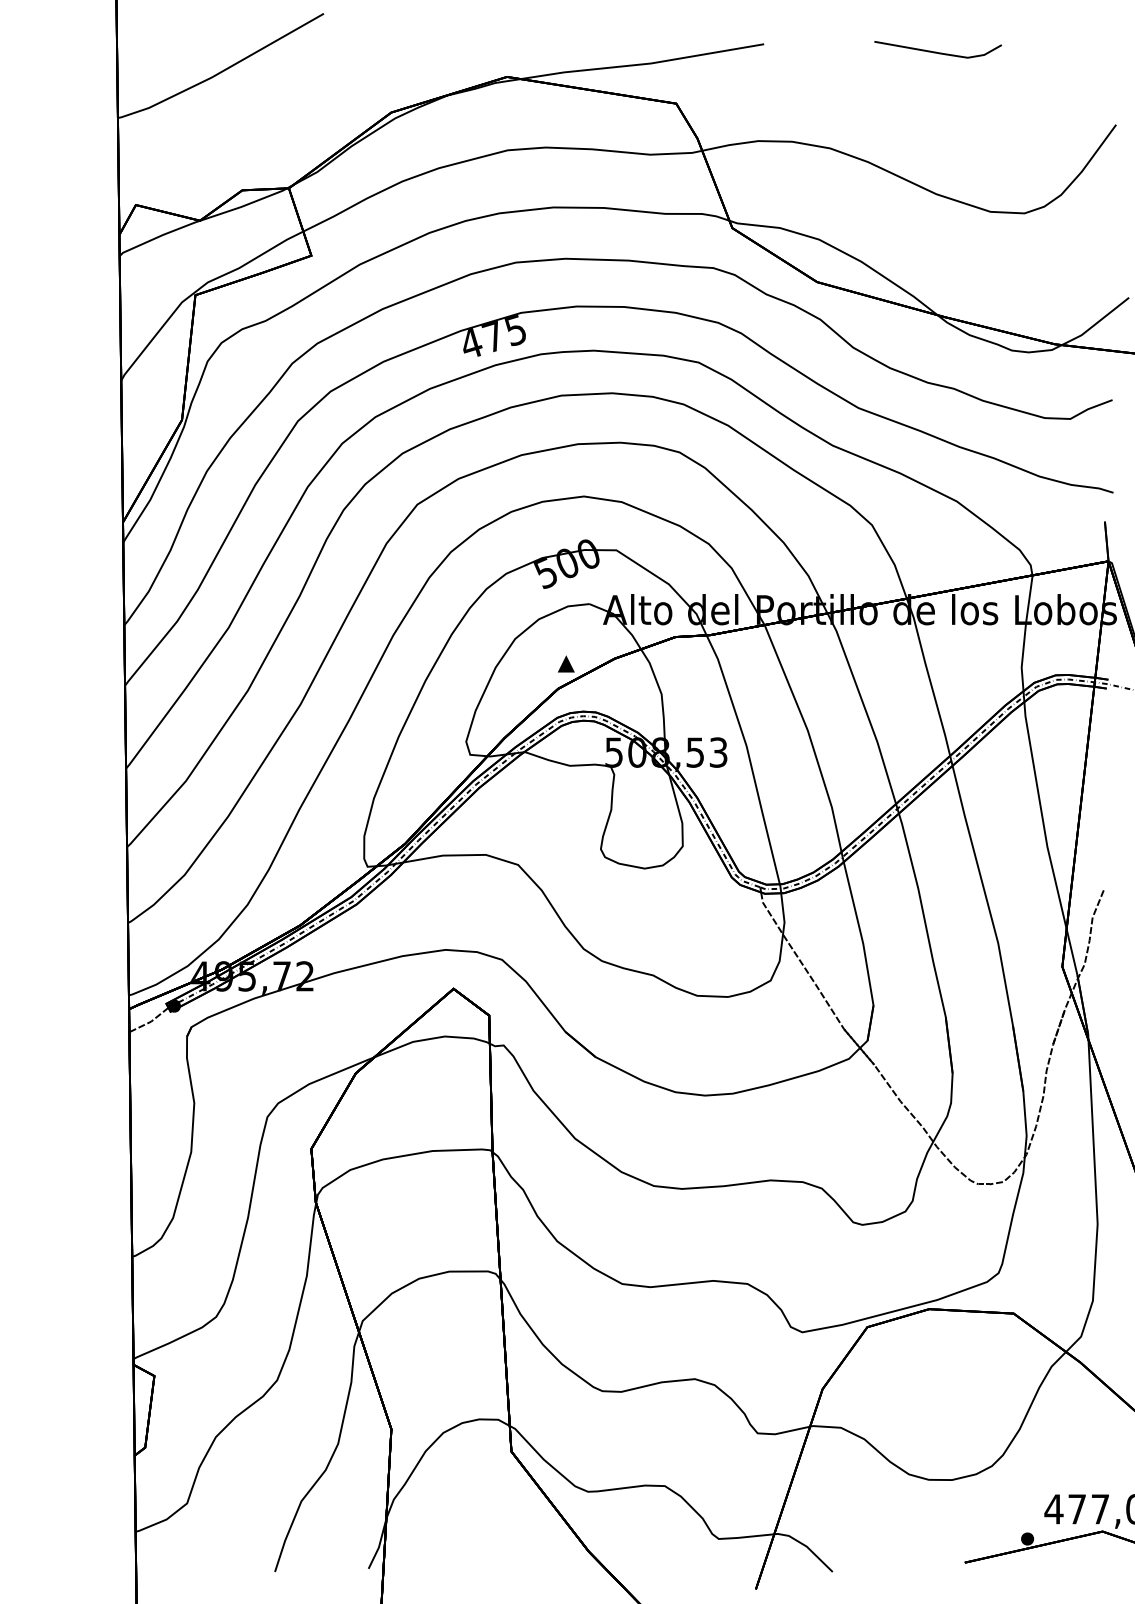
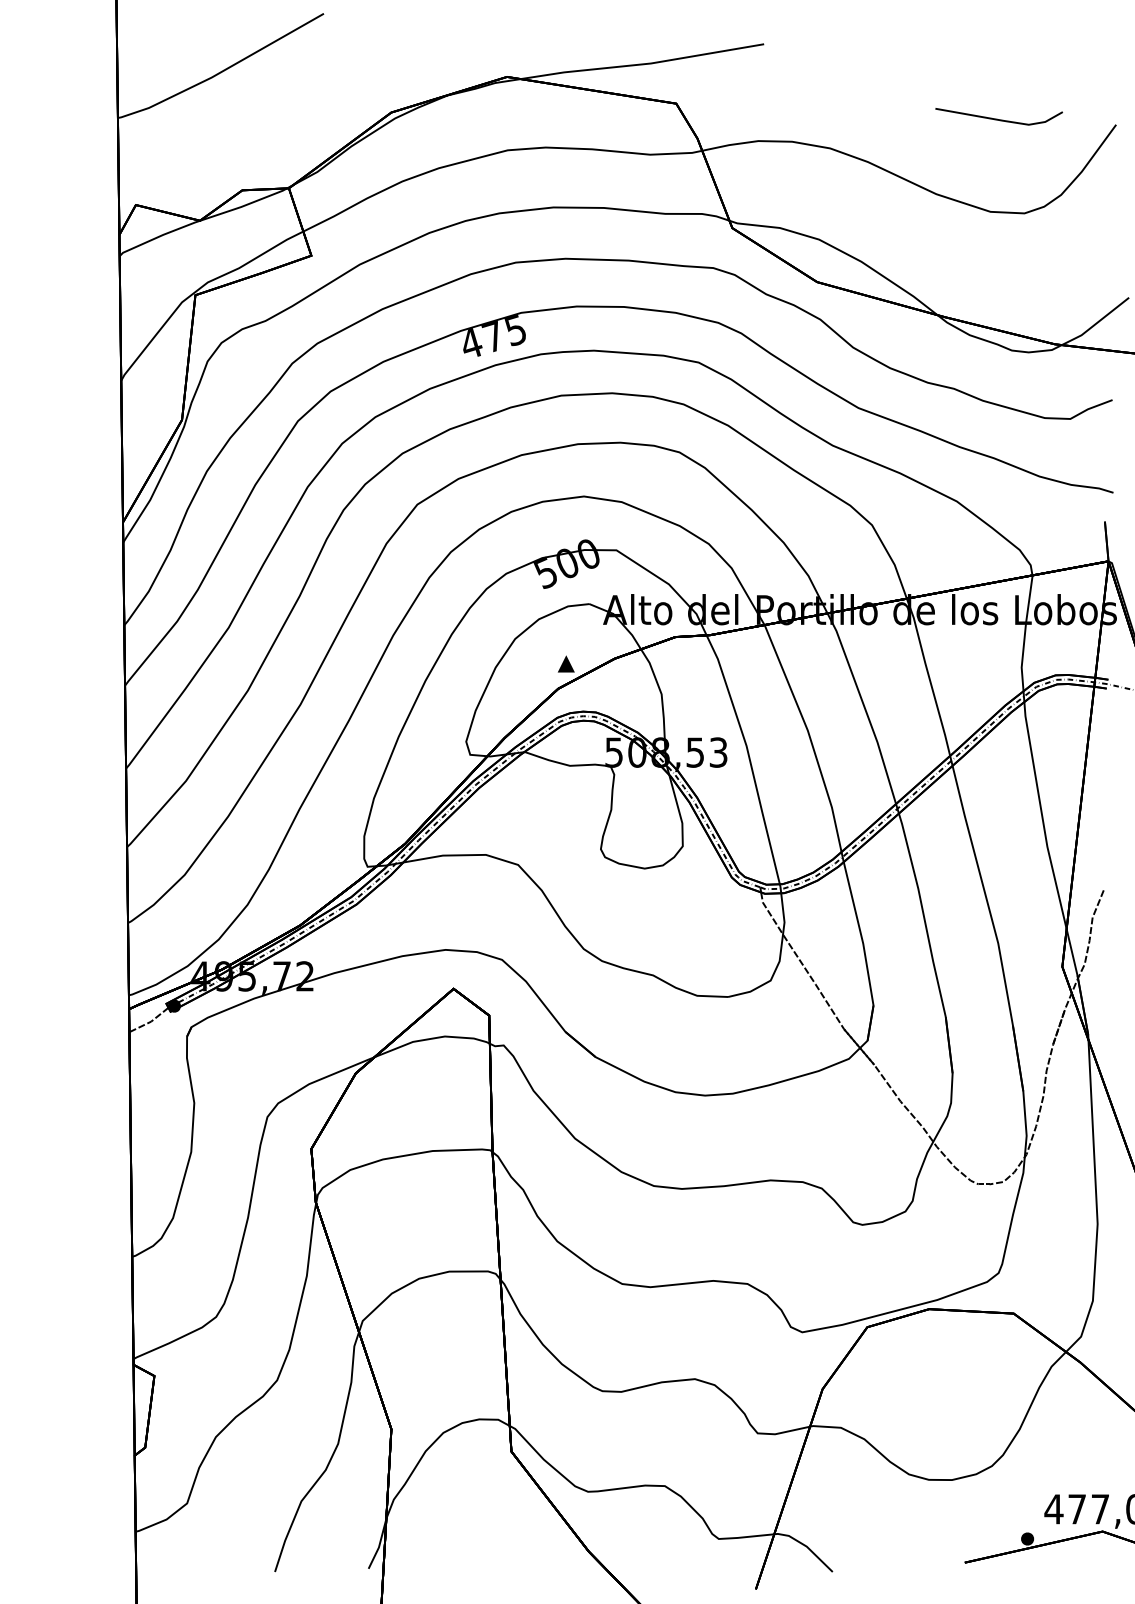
line position: (936, 51) -> (997, 118) (997, 118)
